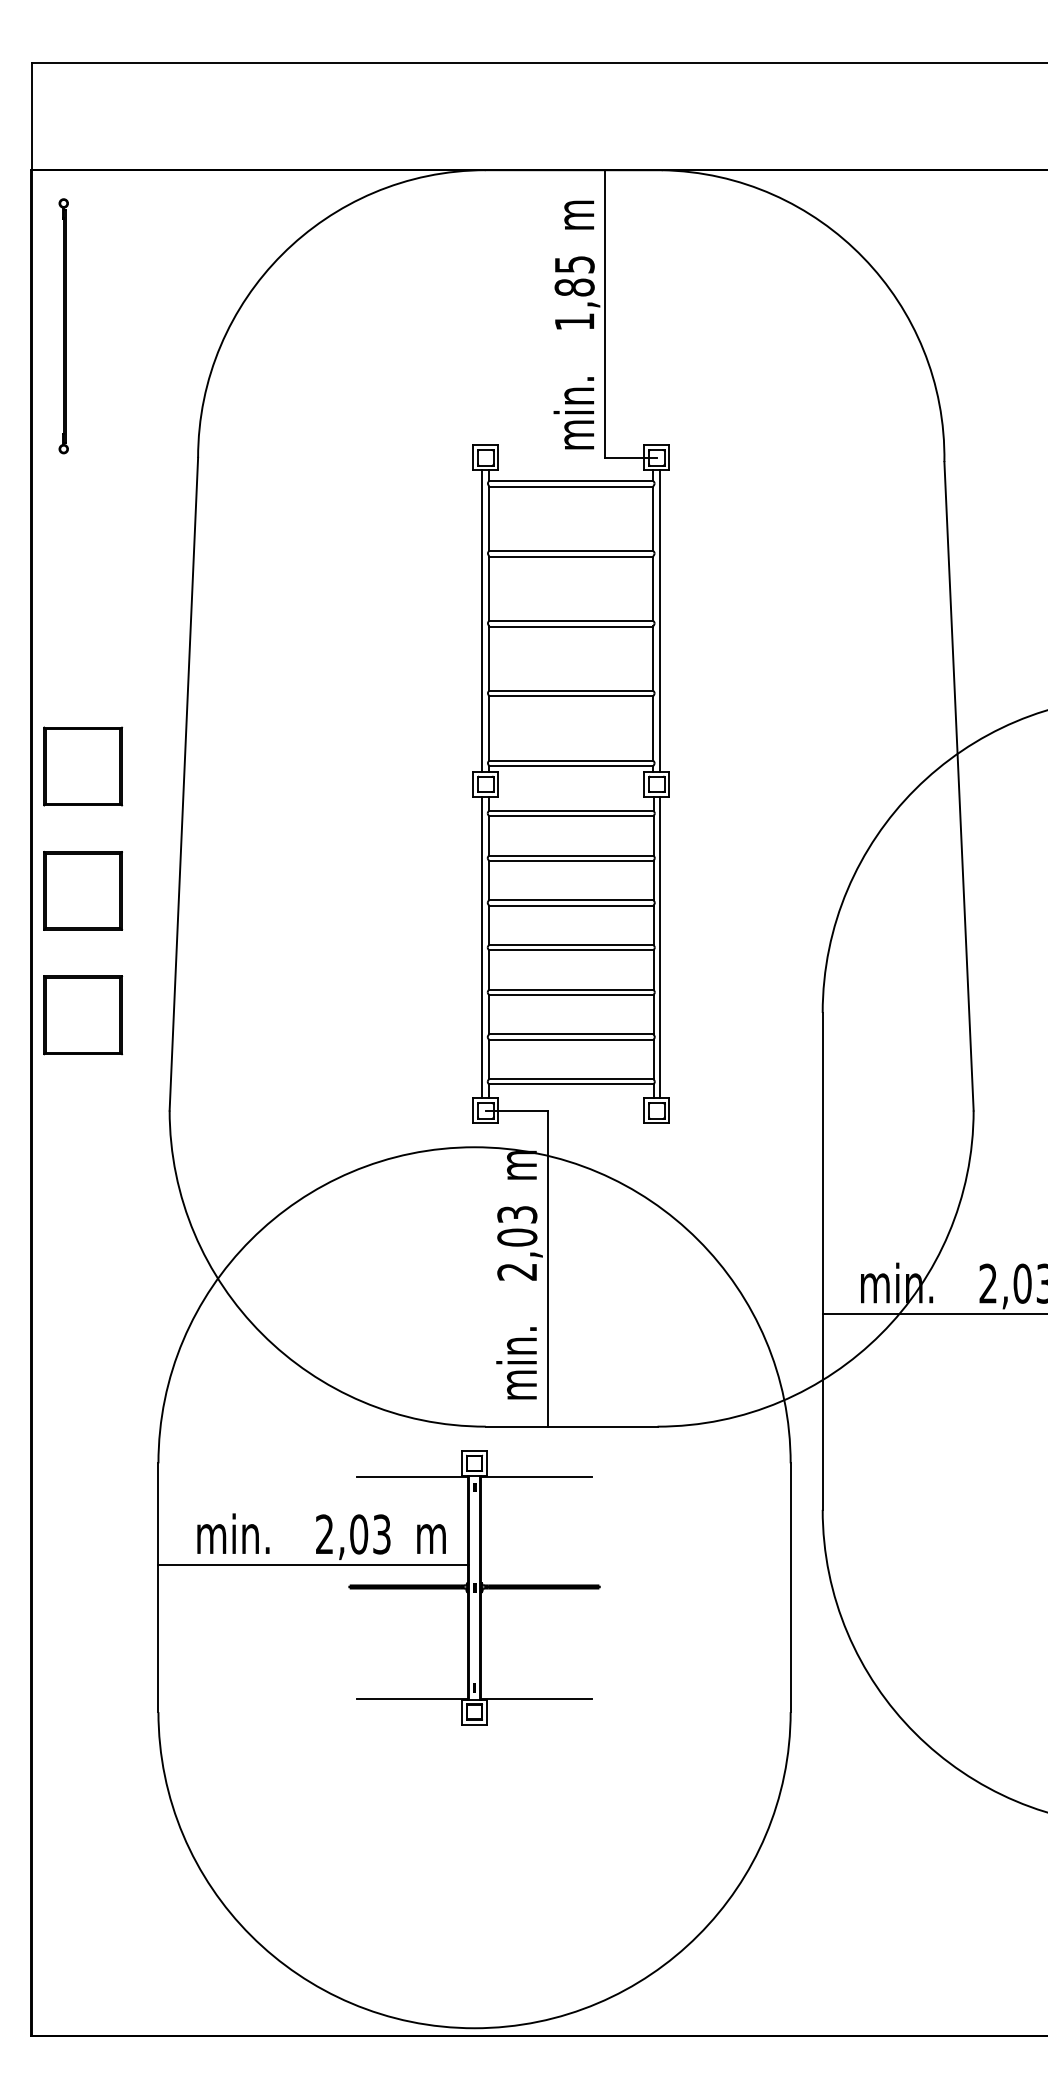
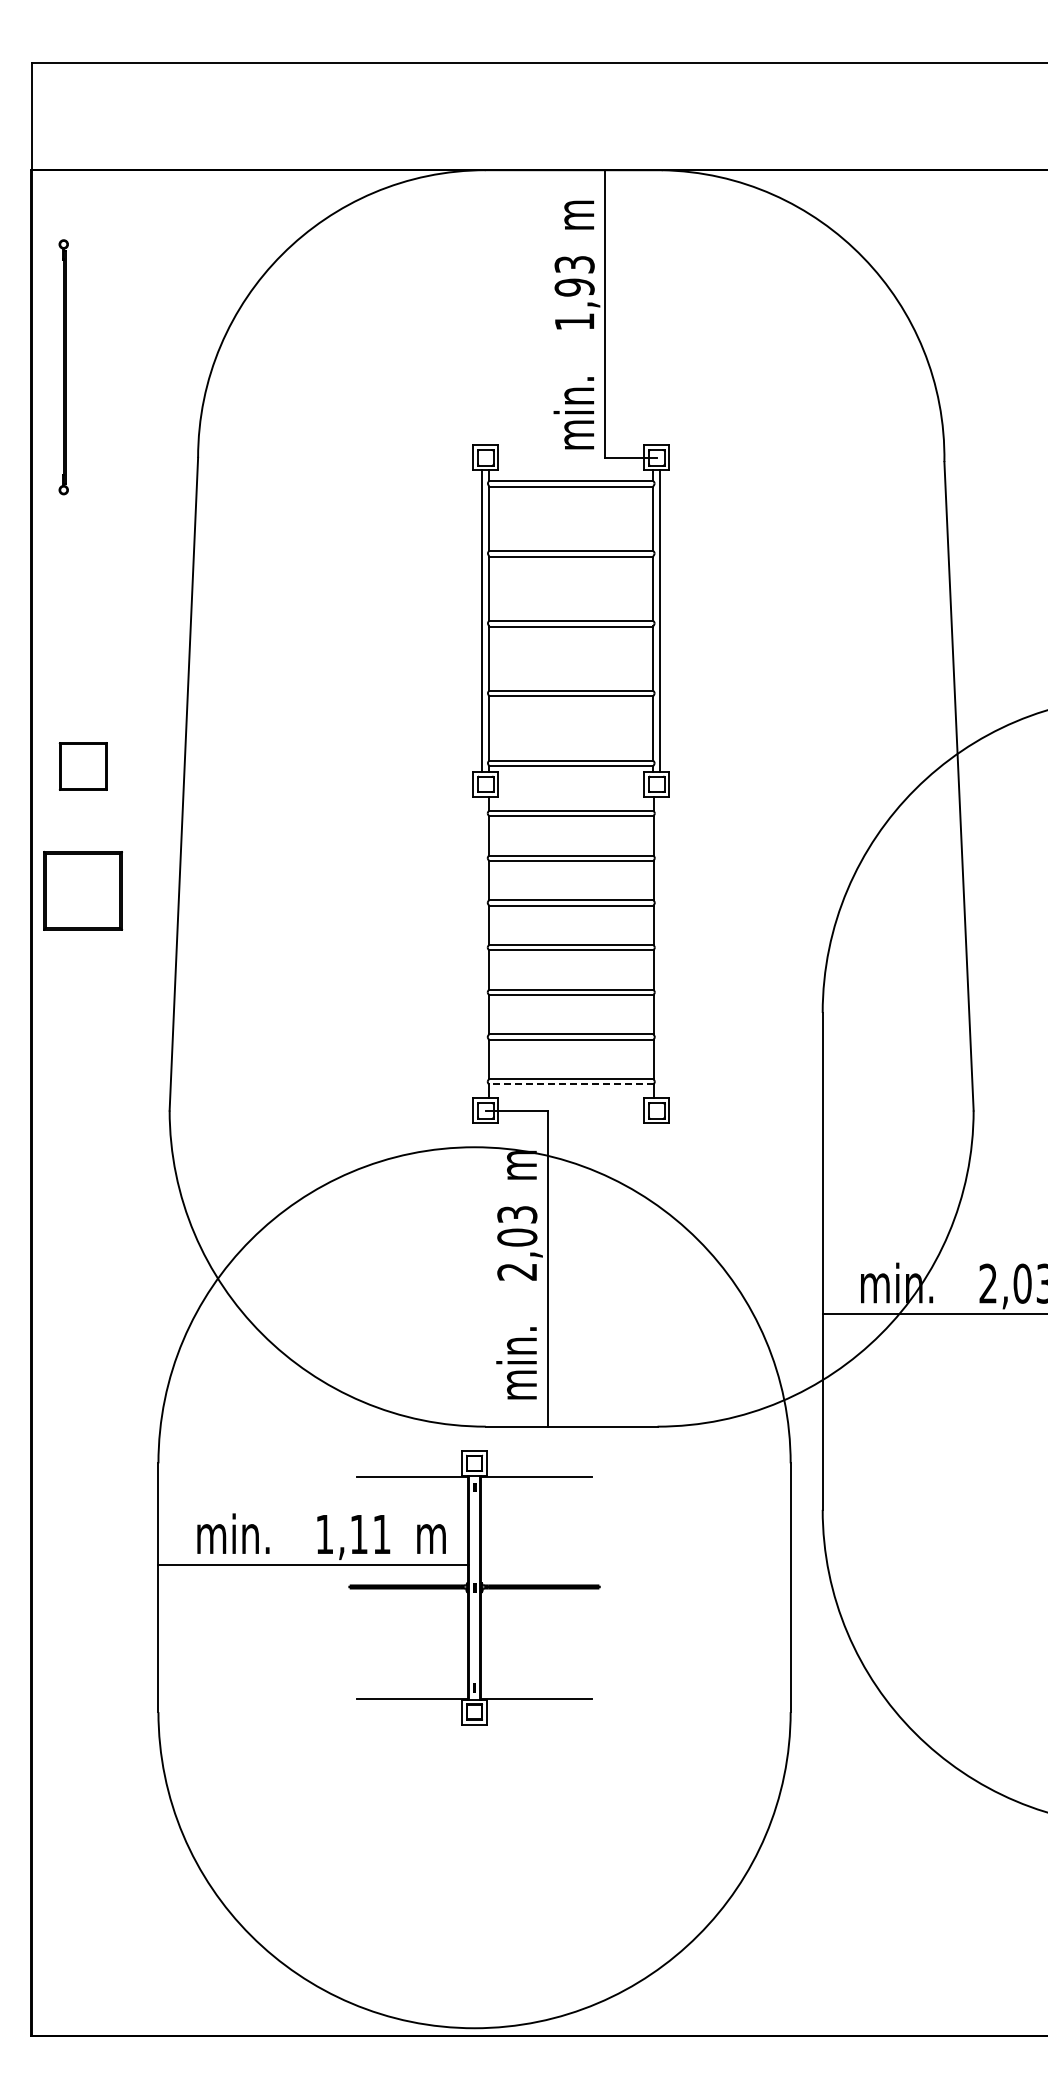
text: 1,85 -> 1,93 (574, 276)
part position: (63, 326) -> (63, 367) (63, 367)
part size: 81x81 px -> 50x49 px (82, 766)
line: present -> none (482, 947)
line: present -> none (660, 947)
part: present -> none (83, 1015)
line: solid -> dashed (570, 1084)
text: 2,03 -> 1,11 (353, 1534)
